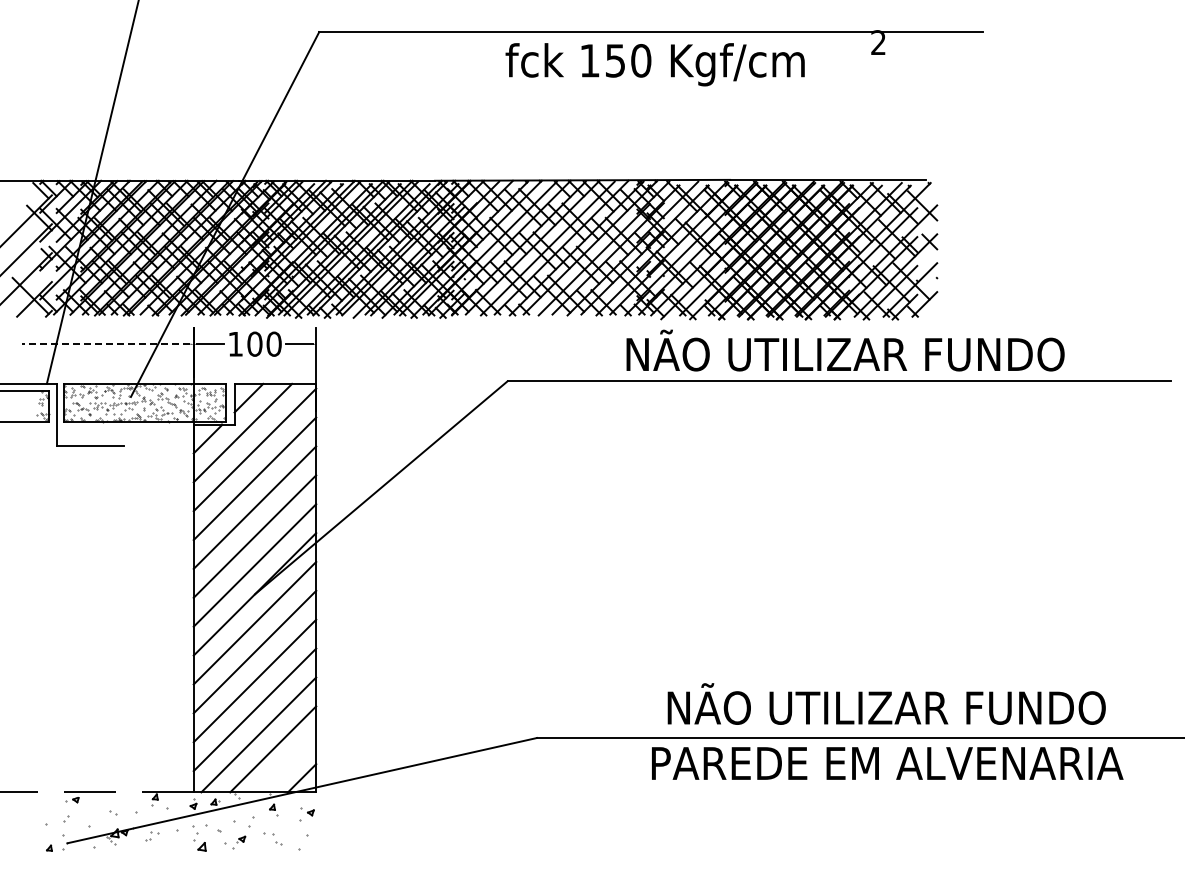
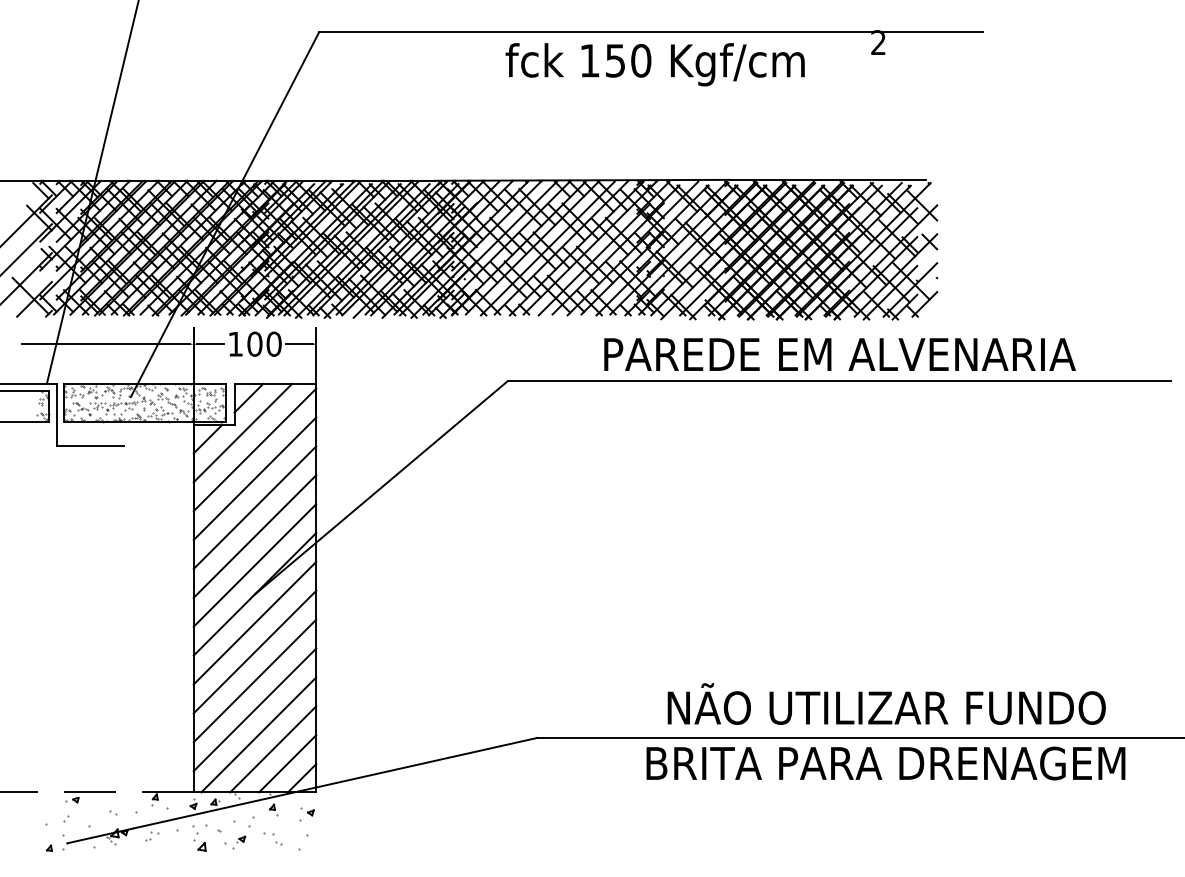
line: dashed -> solid (106, 344)
text: NÃO UTILIZAR FUNDO -> PAREDE EM ALVENARIA (839, 350)
line: none -> present (287, 763)
text: PAREDE EM ALVENARIA -> BRITA PARA DRENAGEM (885, 763)
